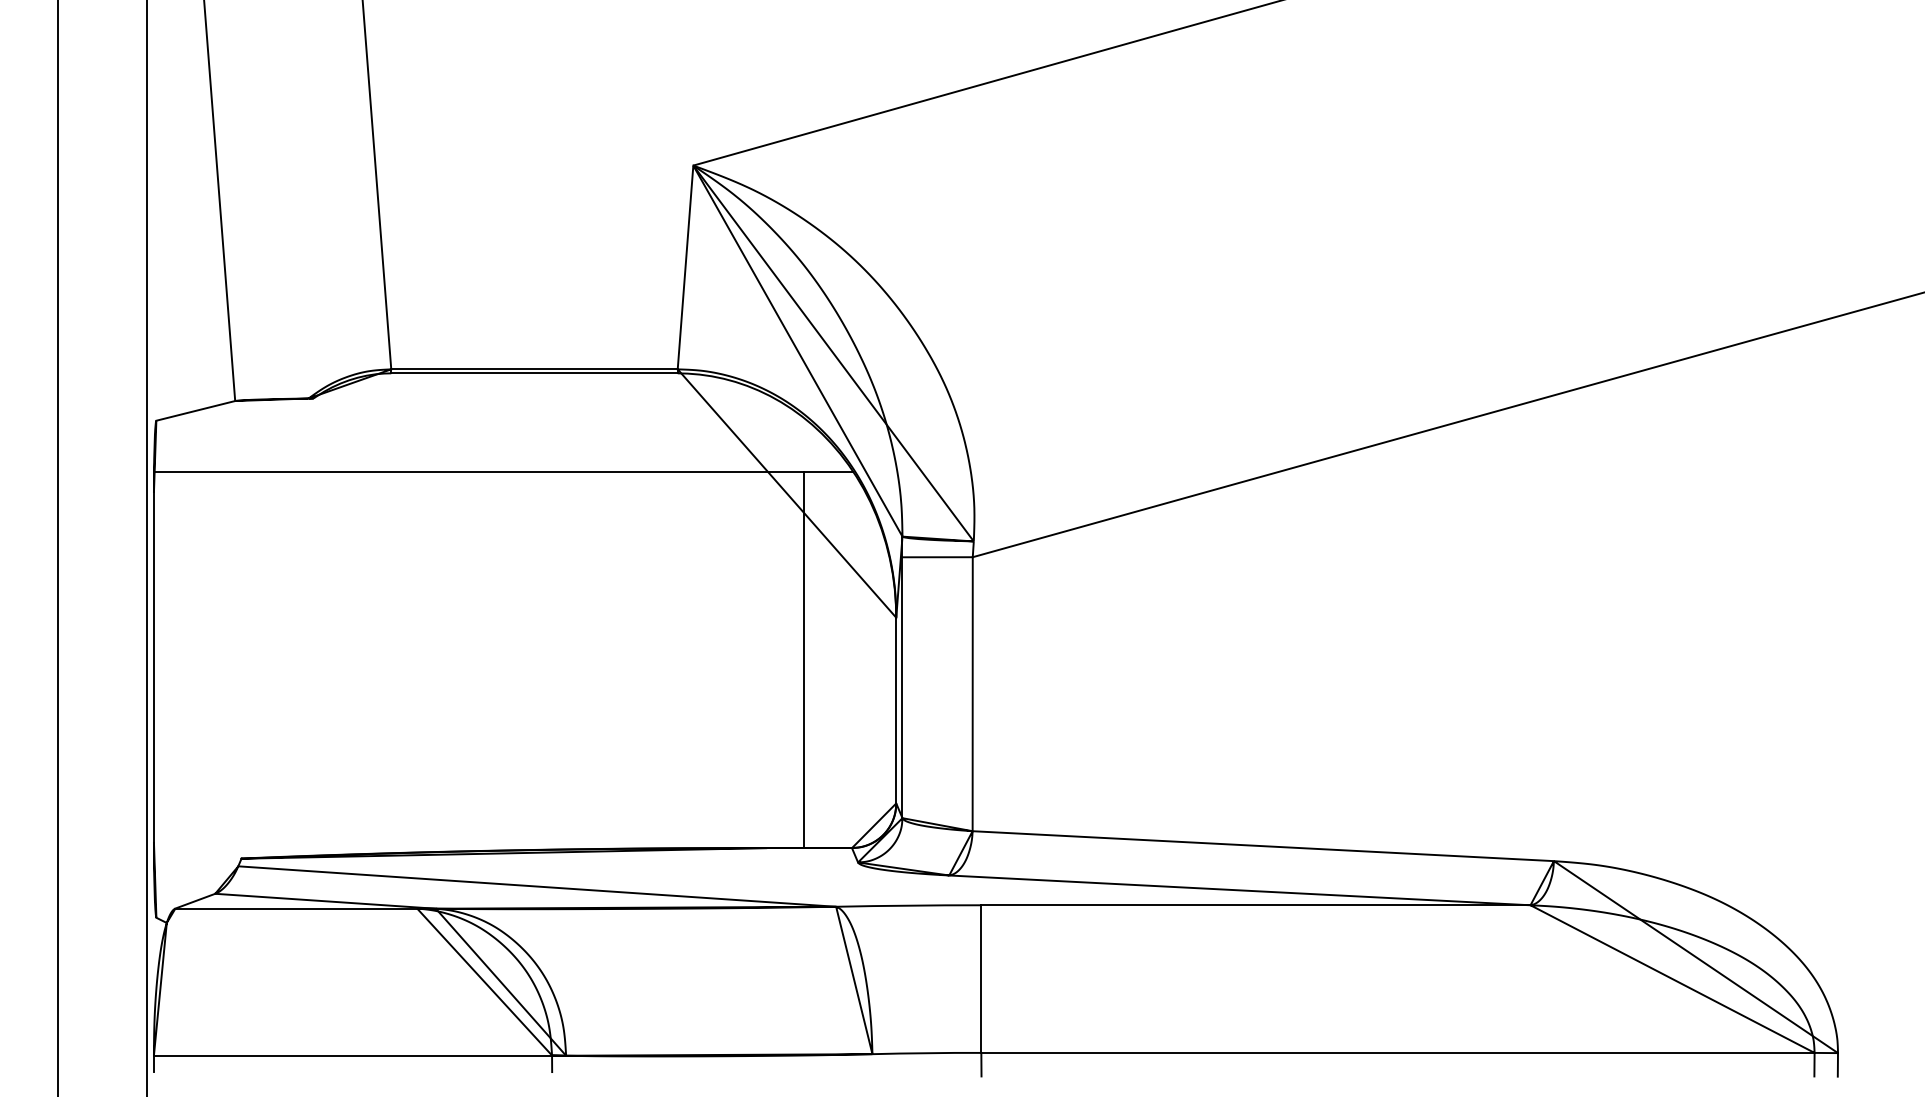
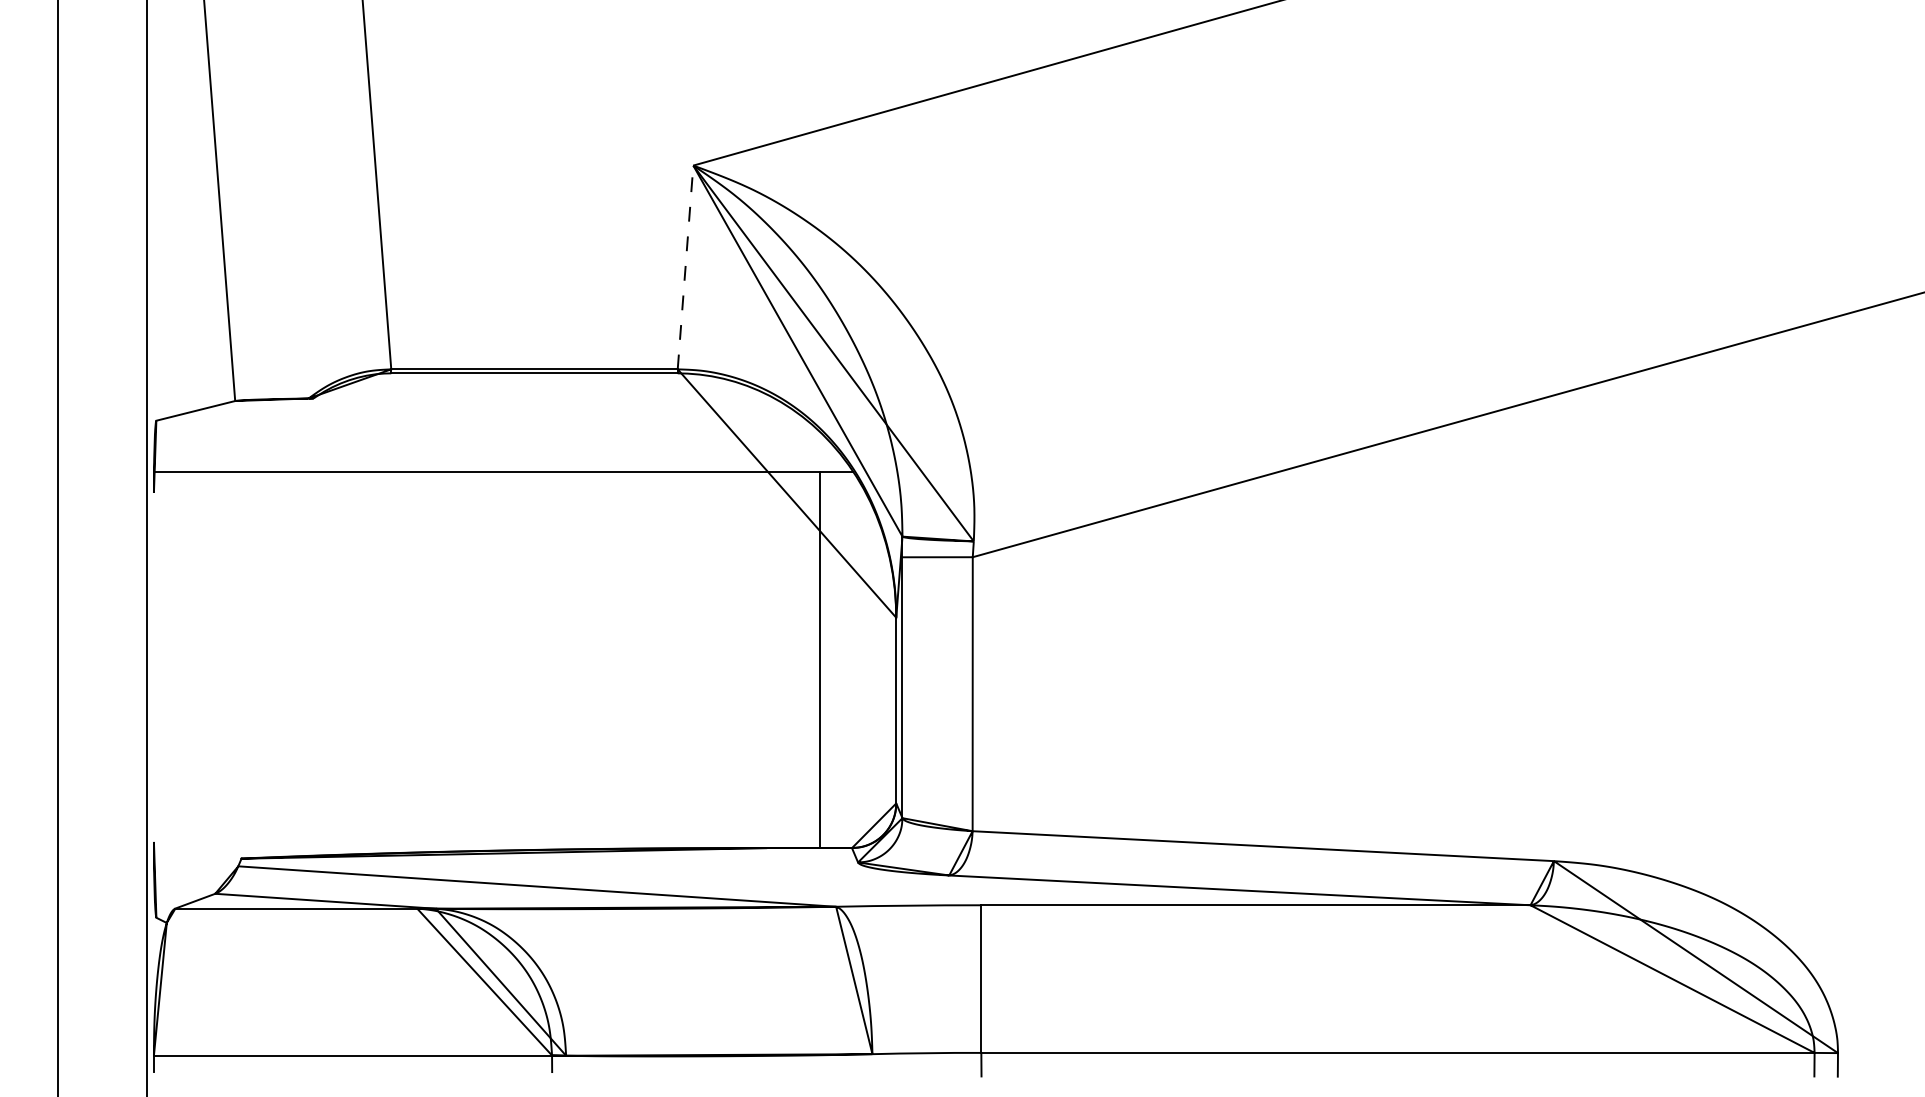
line: solid -> dashed (685, 266)
line position: (803, 659) -> (819, 659) (819, 659)
line: present -> none (153, 666)
